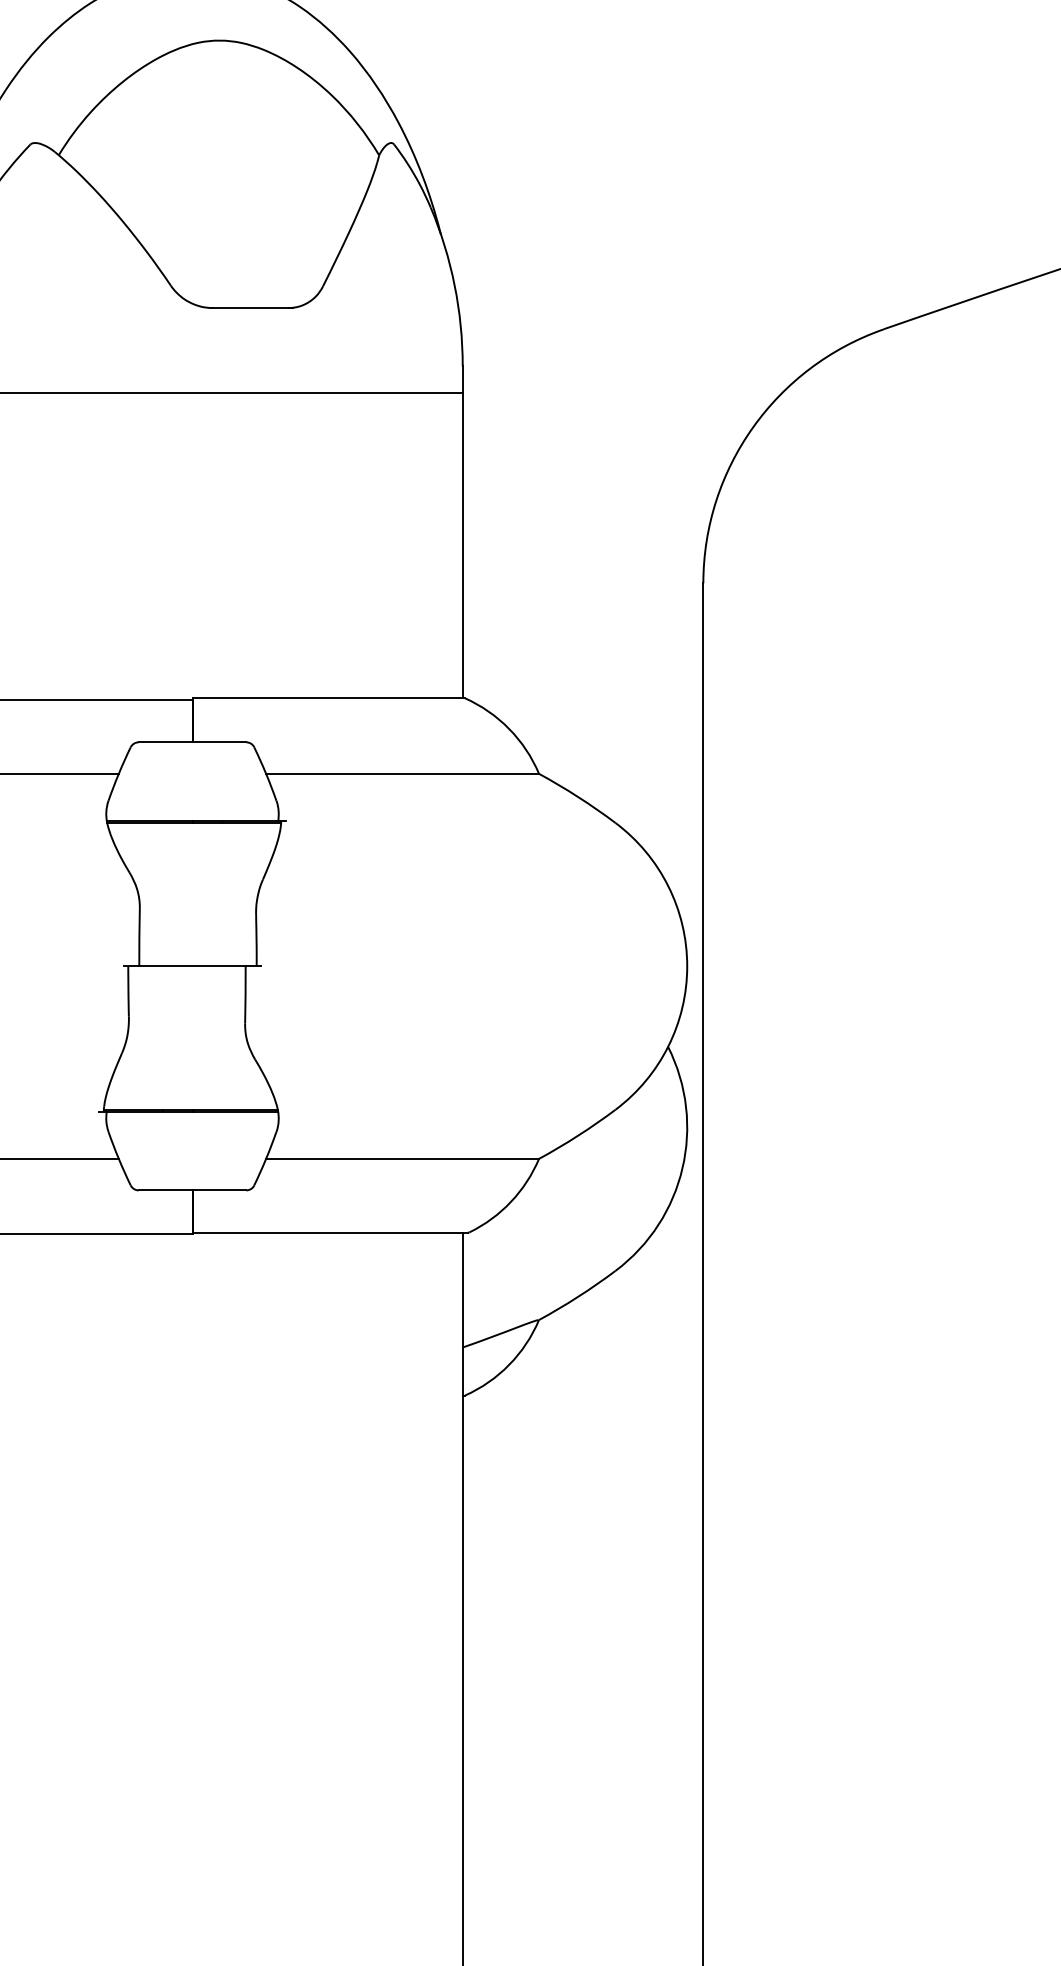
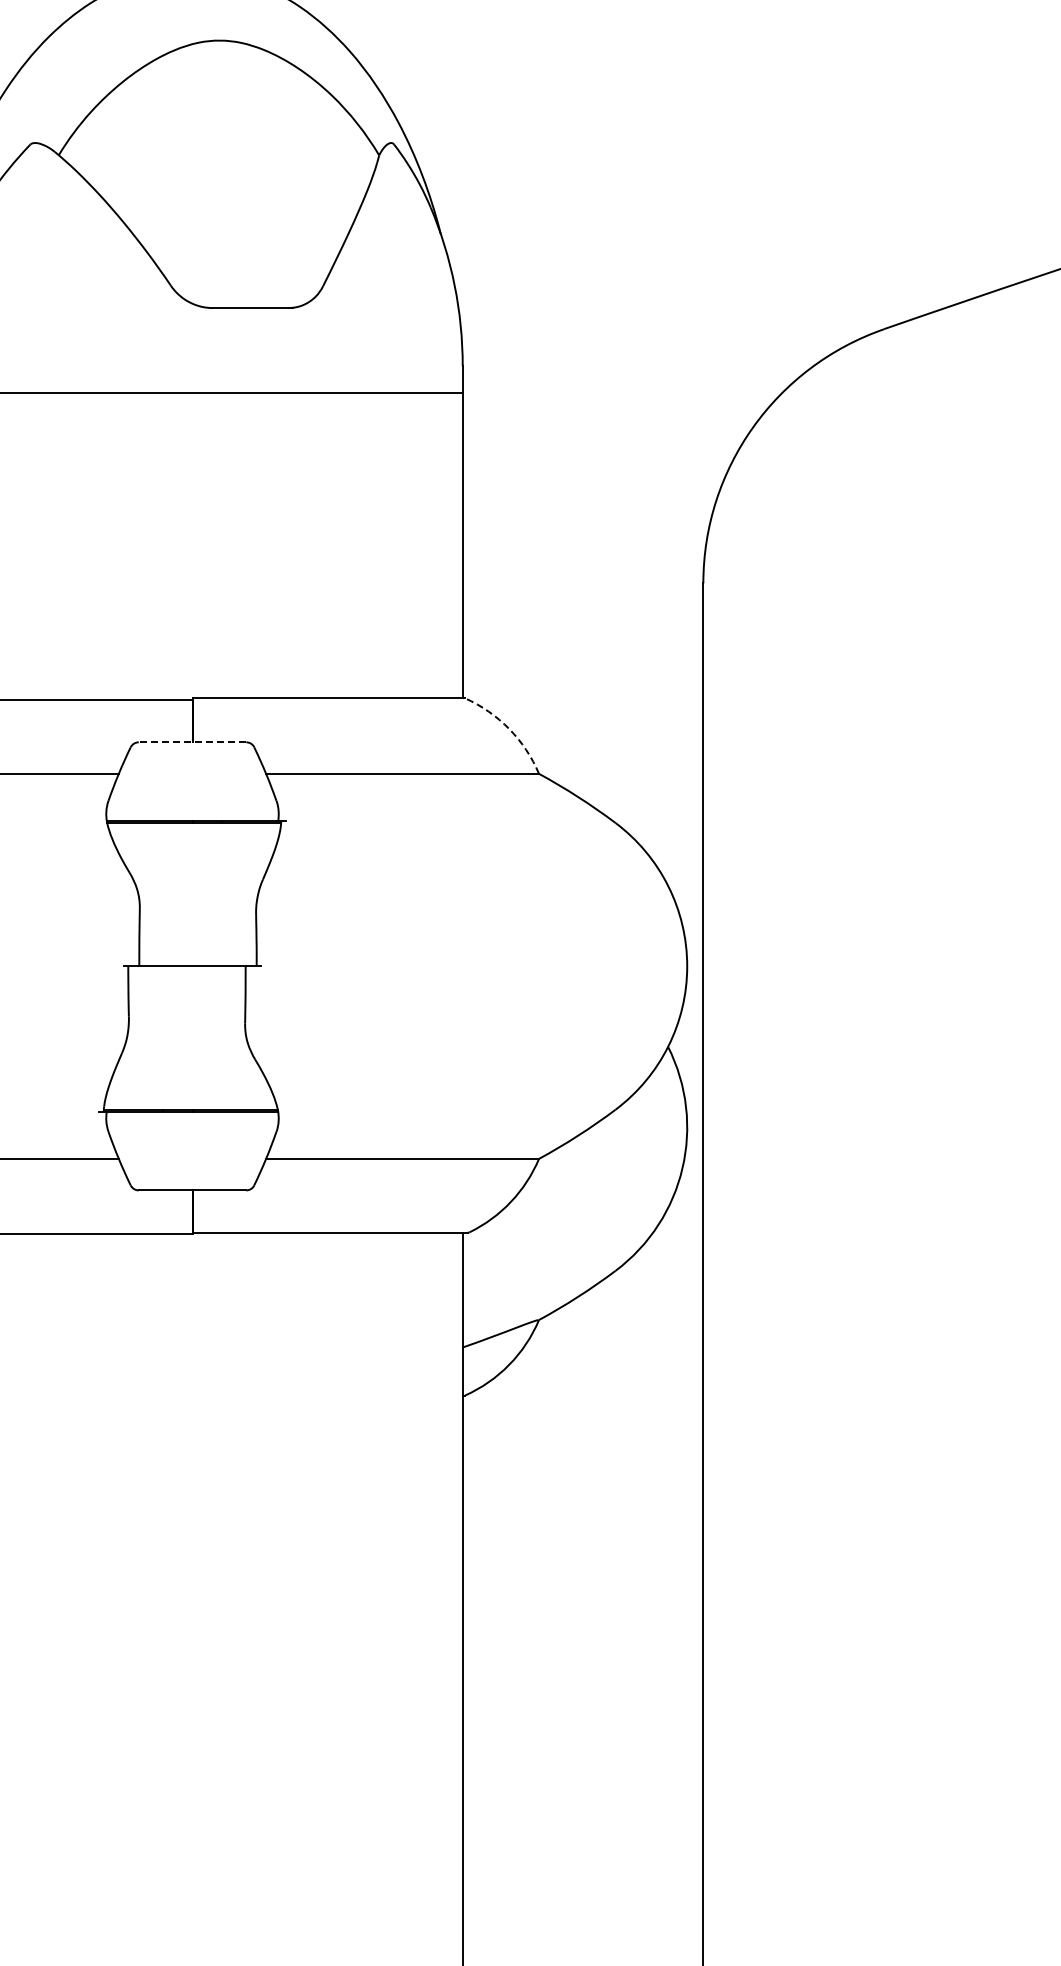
arc: solid -> dashed (509, 729)
line: solid -> dashed (192, 742)
